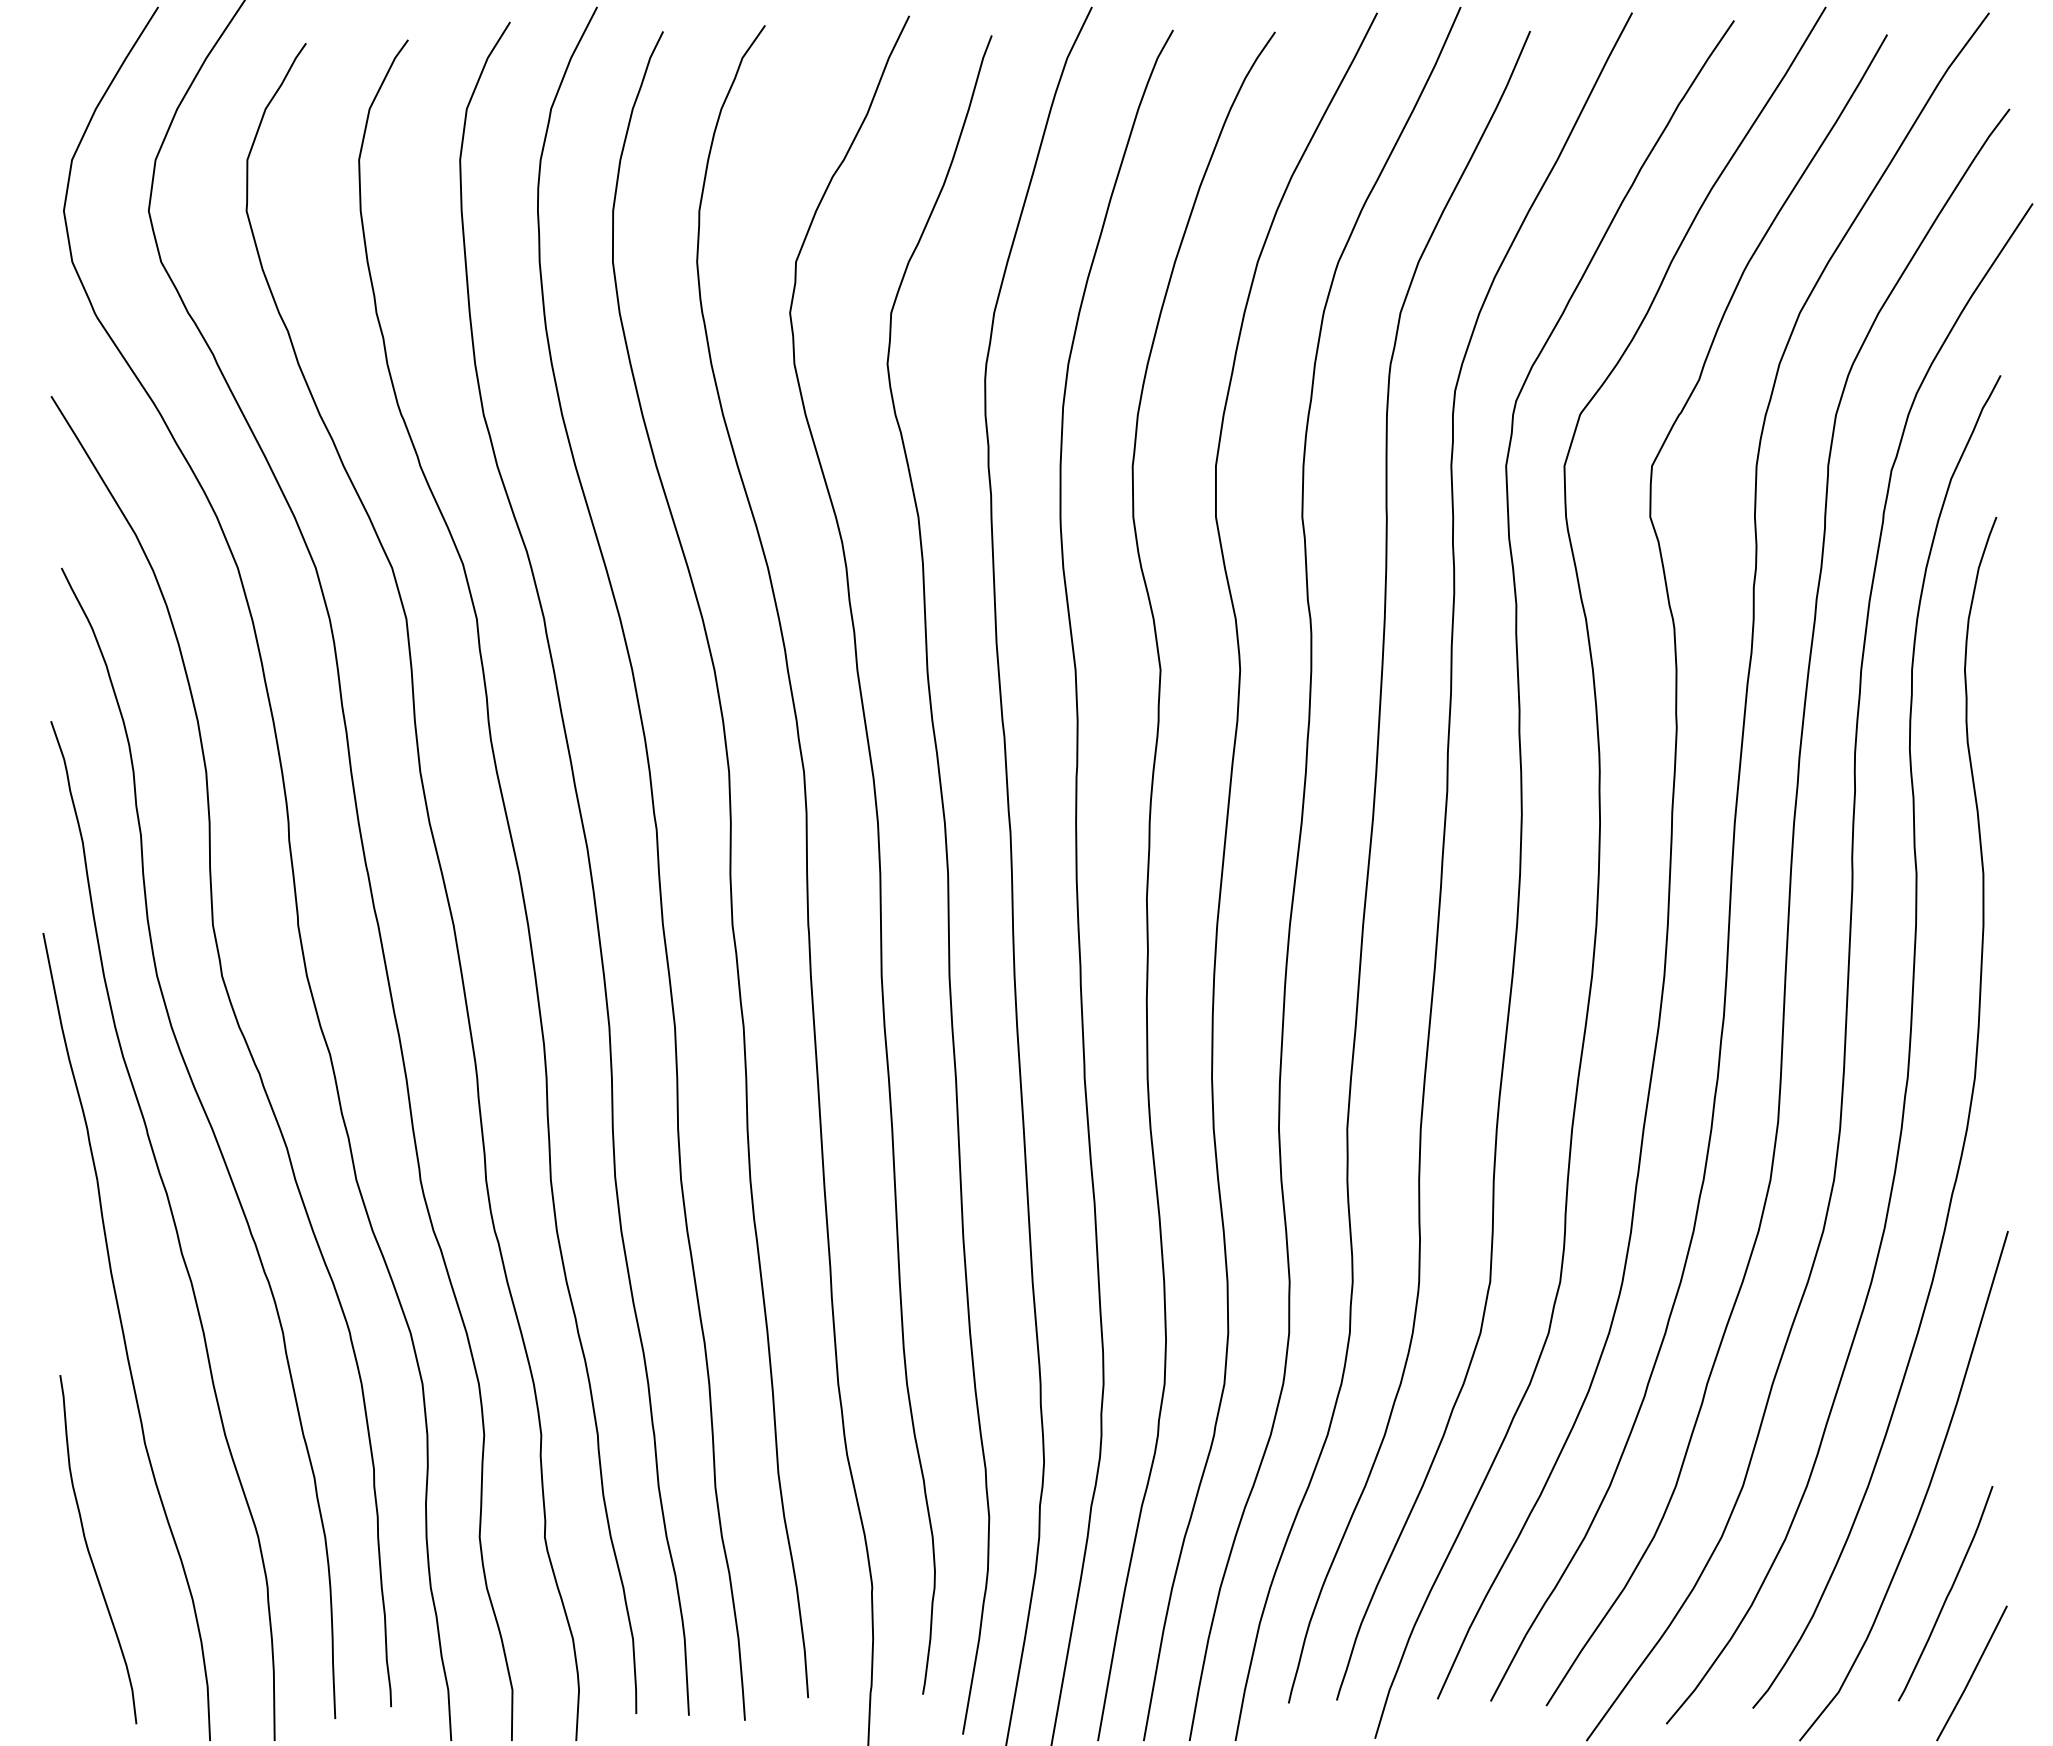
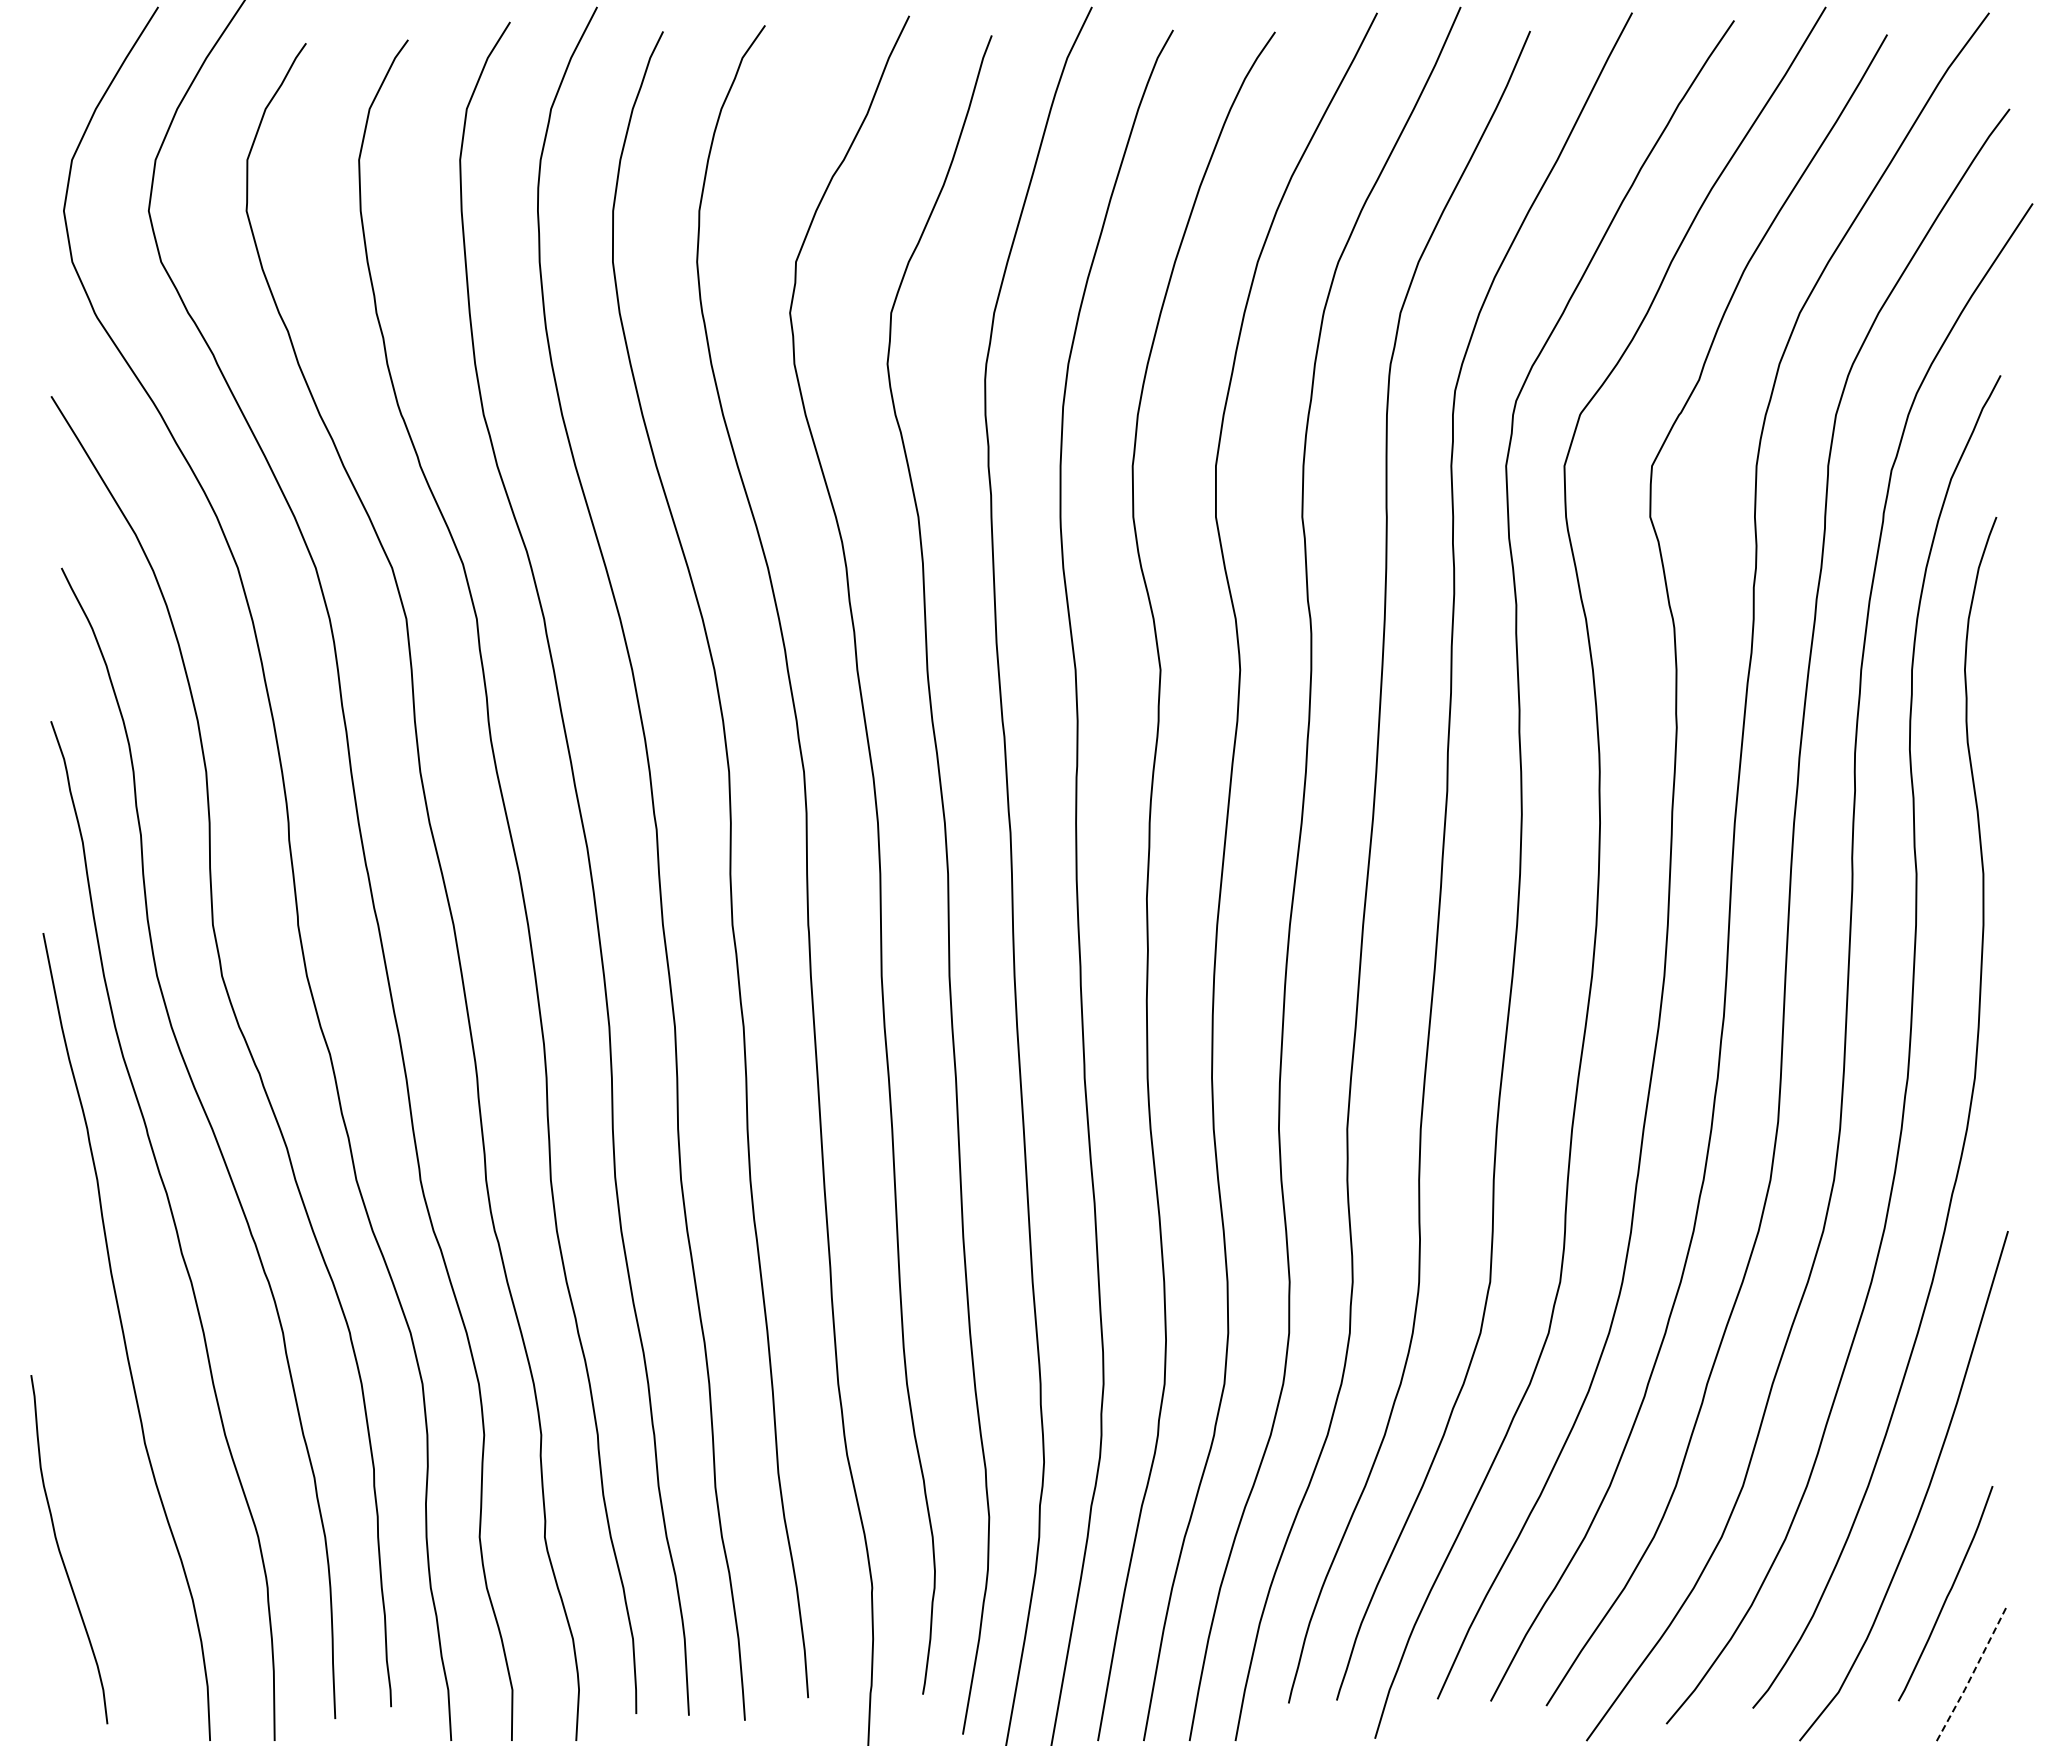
curve position: (90, 1553) -> (61, 1553) (61, 1553)
line: solid -> dashed (1972, 1674)
